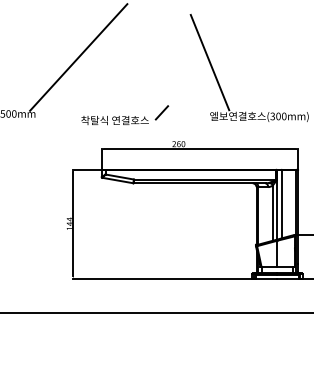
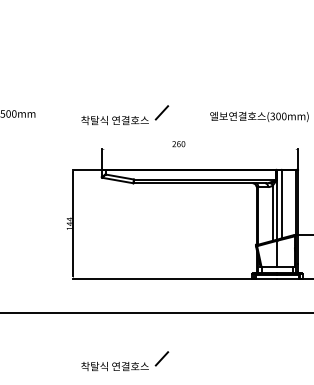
line: present -> none (78, 57)
line: present -> none (209, 62)
line: present -> none (199, 149)
part: none -> present (125, 361)
